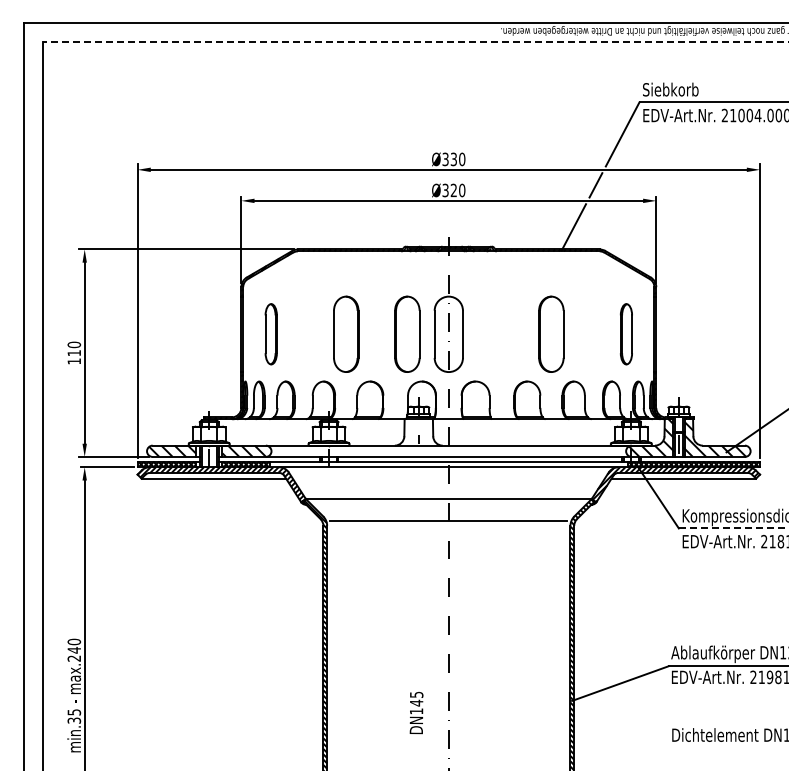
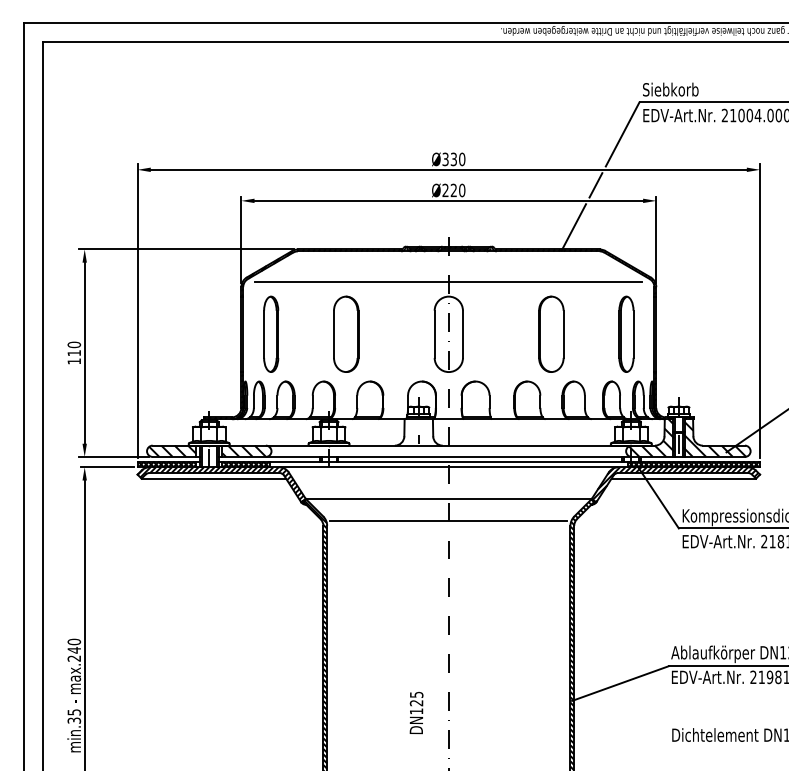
line: dashed -> solid (415, 41)
text: Ø320 -> Ø220 (445, 190)
line: none -> present (447, 281)
part: present -> none (407, 333)
part size: 14x63 px -> 17x78 px (271, 333)
part size: 13x63 px -> 17x78 px (626, 333)
line: dashed -> solid (733, 528)
text: DN145 -> DN125 (416, 702)
